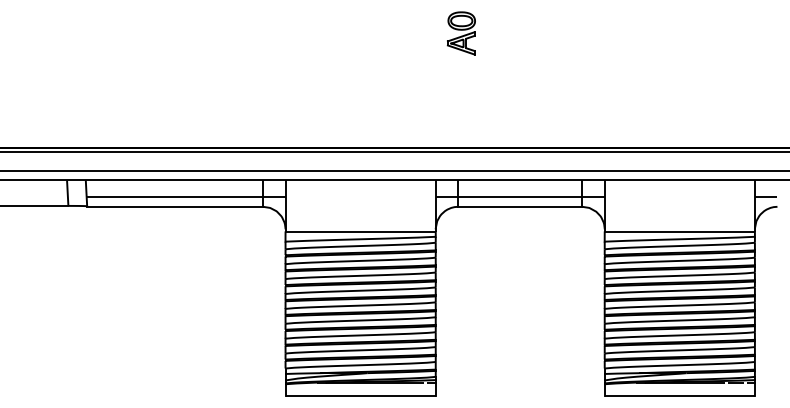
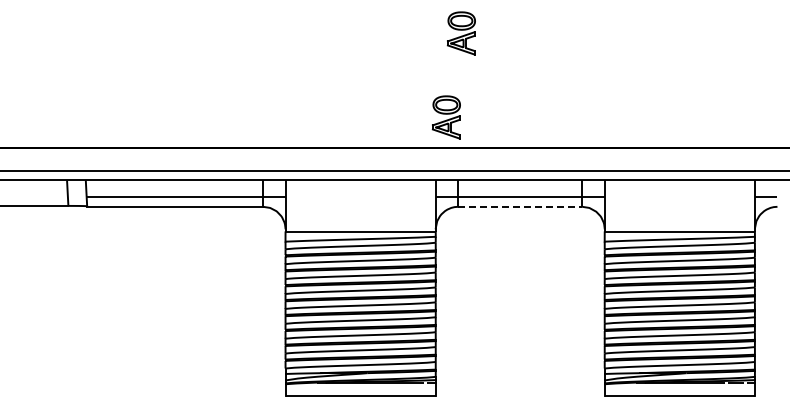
part: none -> present (445, 117)
line: present -> none (394, 152)
line: solid -> dashed (520, 206)
